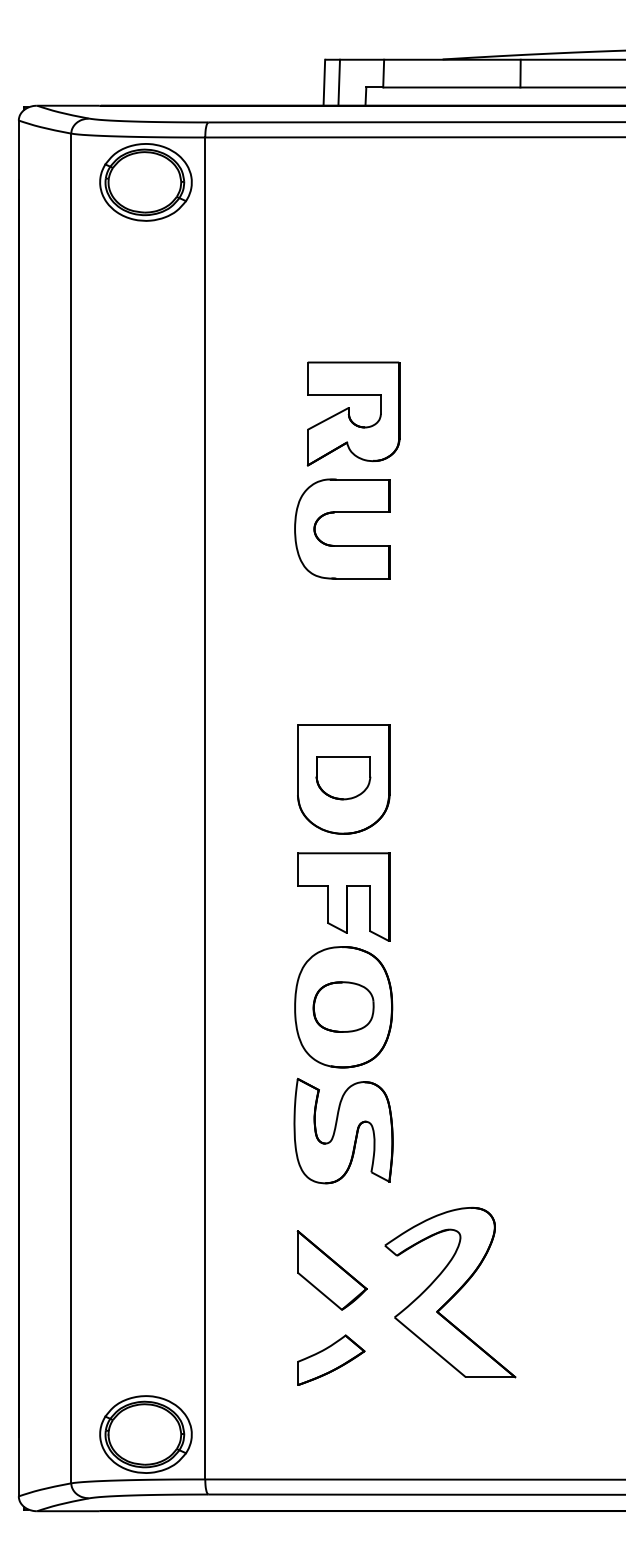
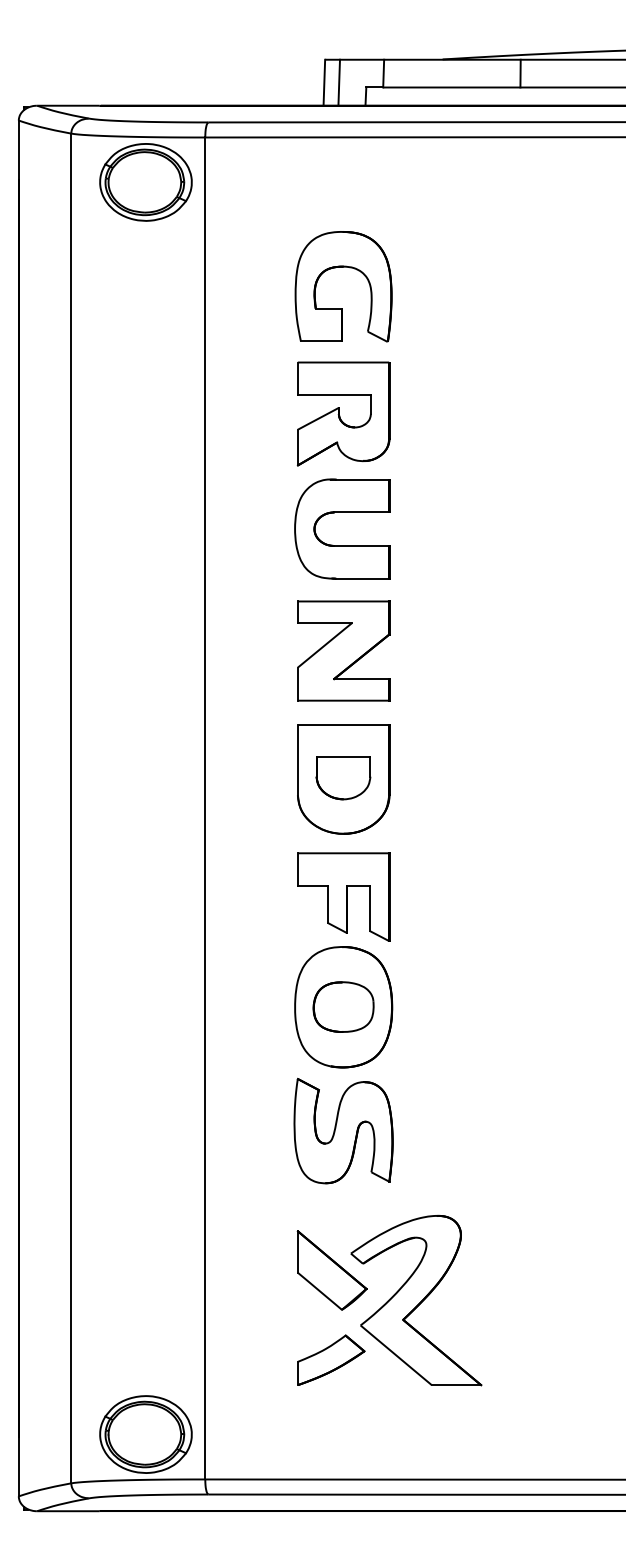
part: none -> present (349, 268)
part position: (353, 413) -> (343, 413) (343, 413)
part: none -> present (343, 650)
part position: (450, 1292) -> (416, 1300) (416, 1300)
